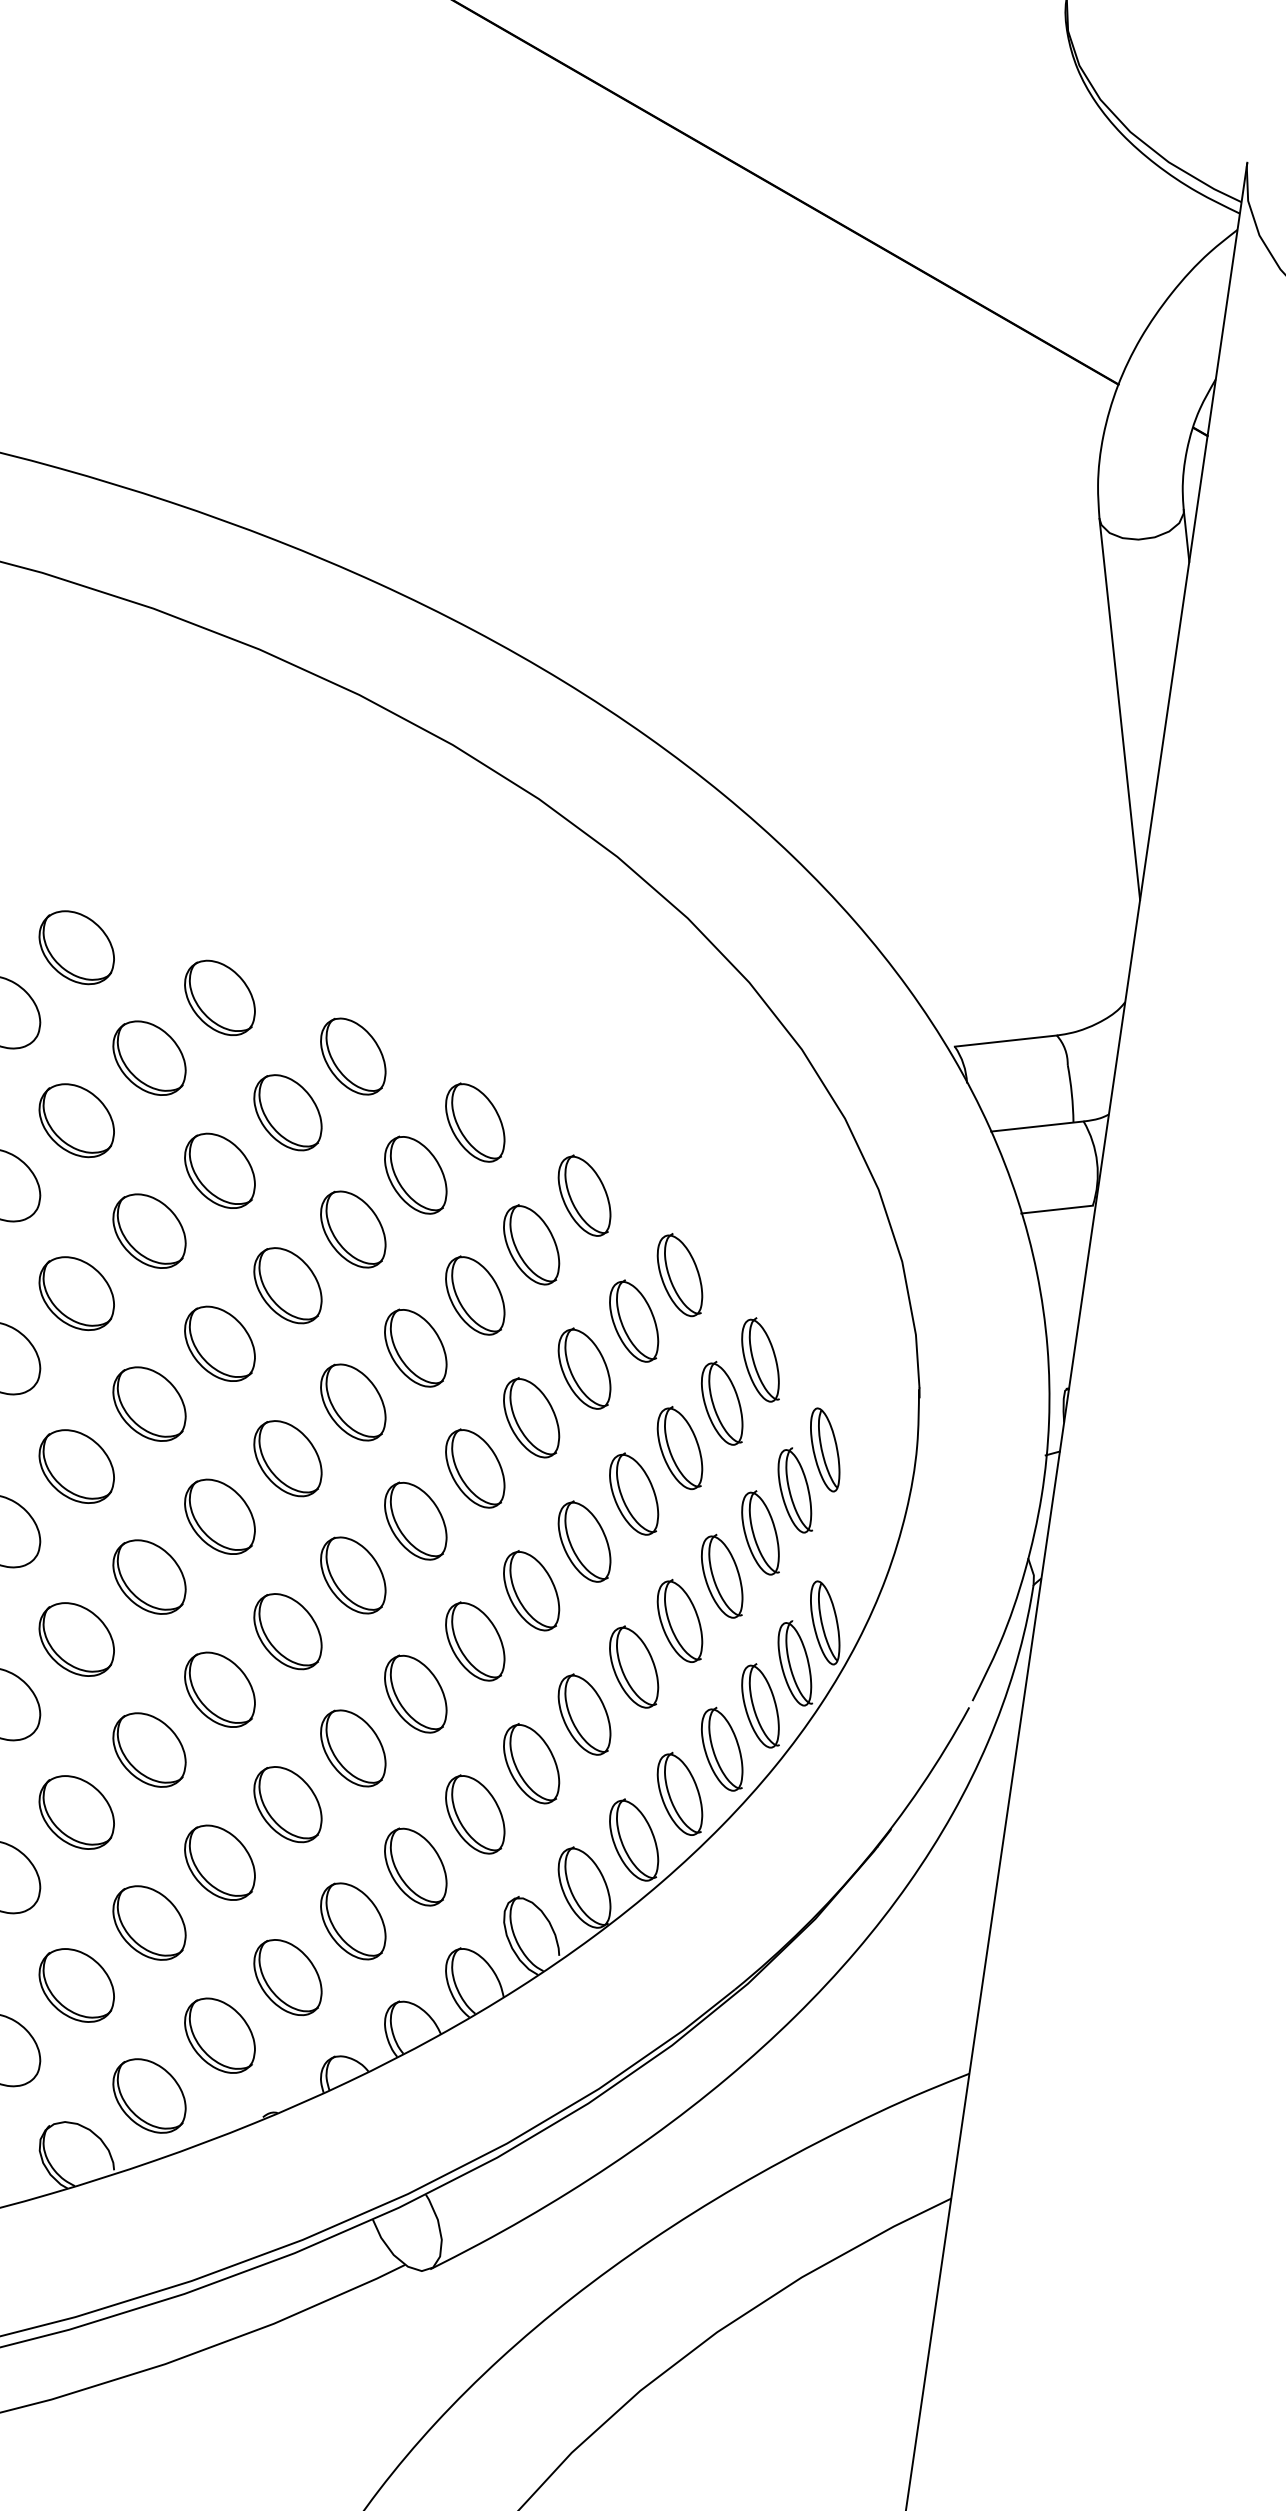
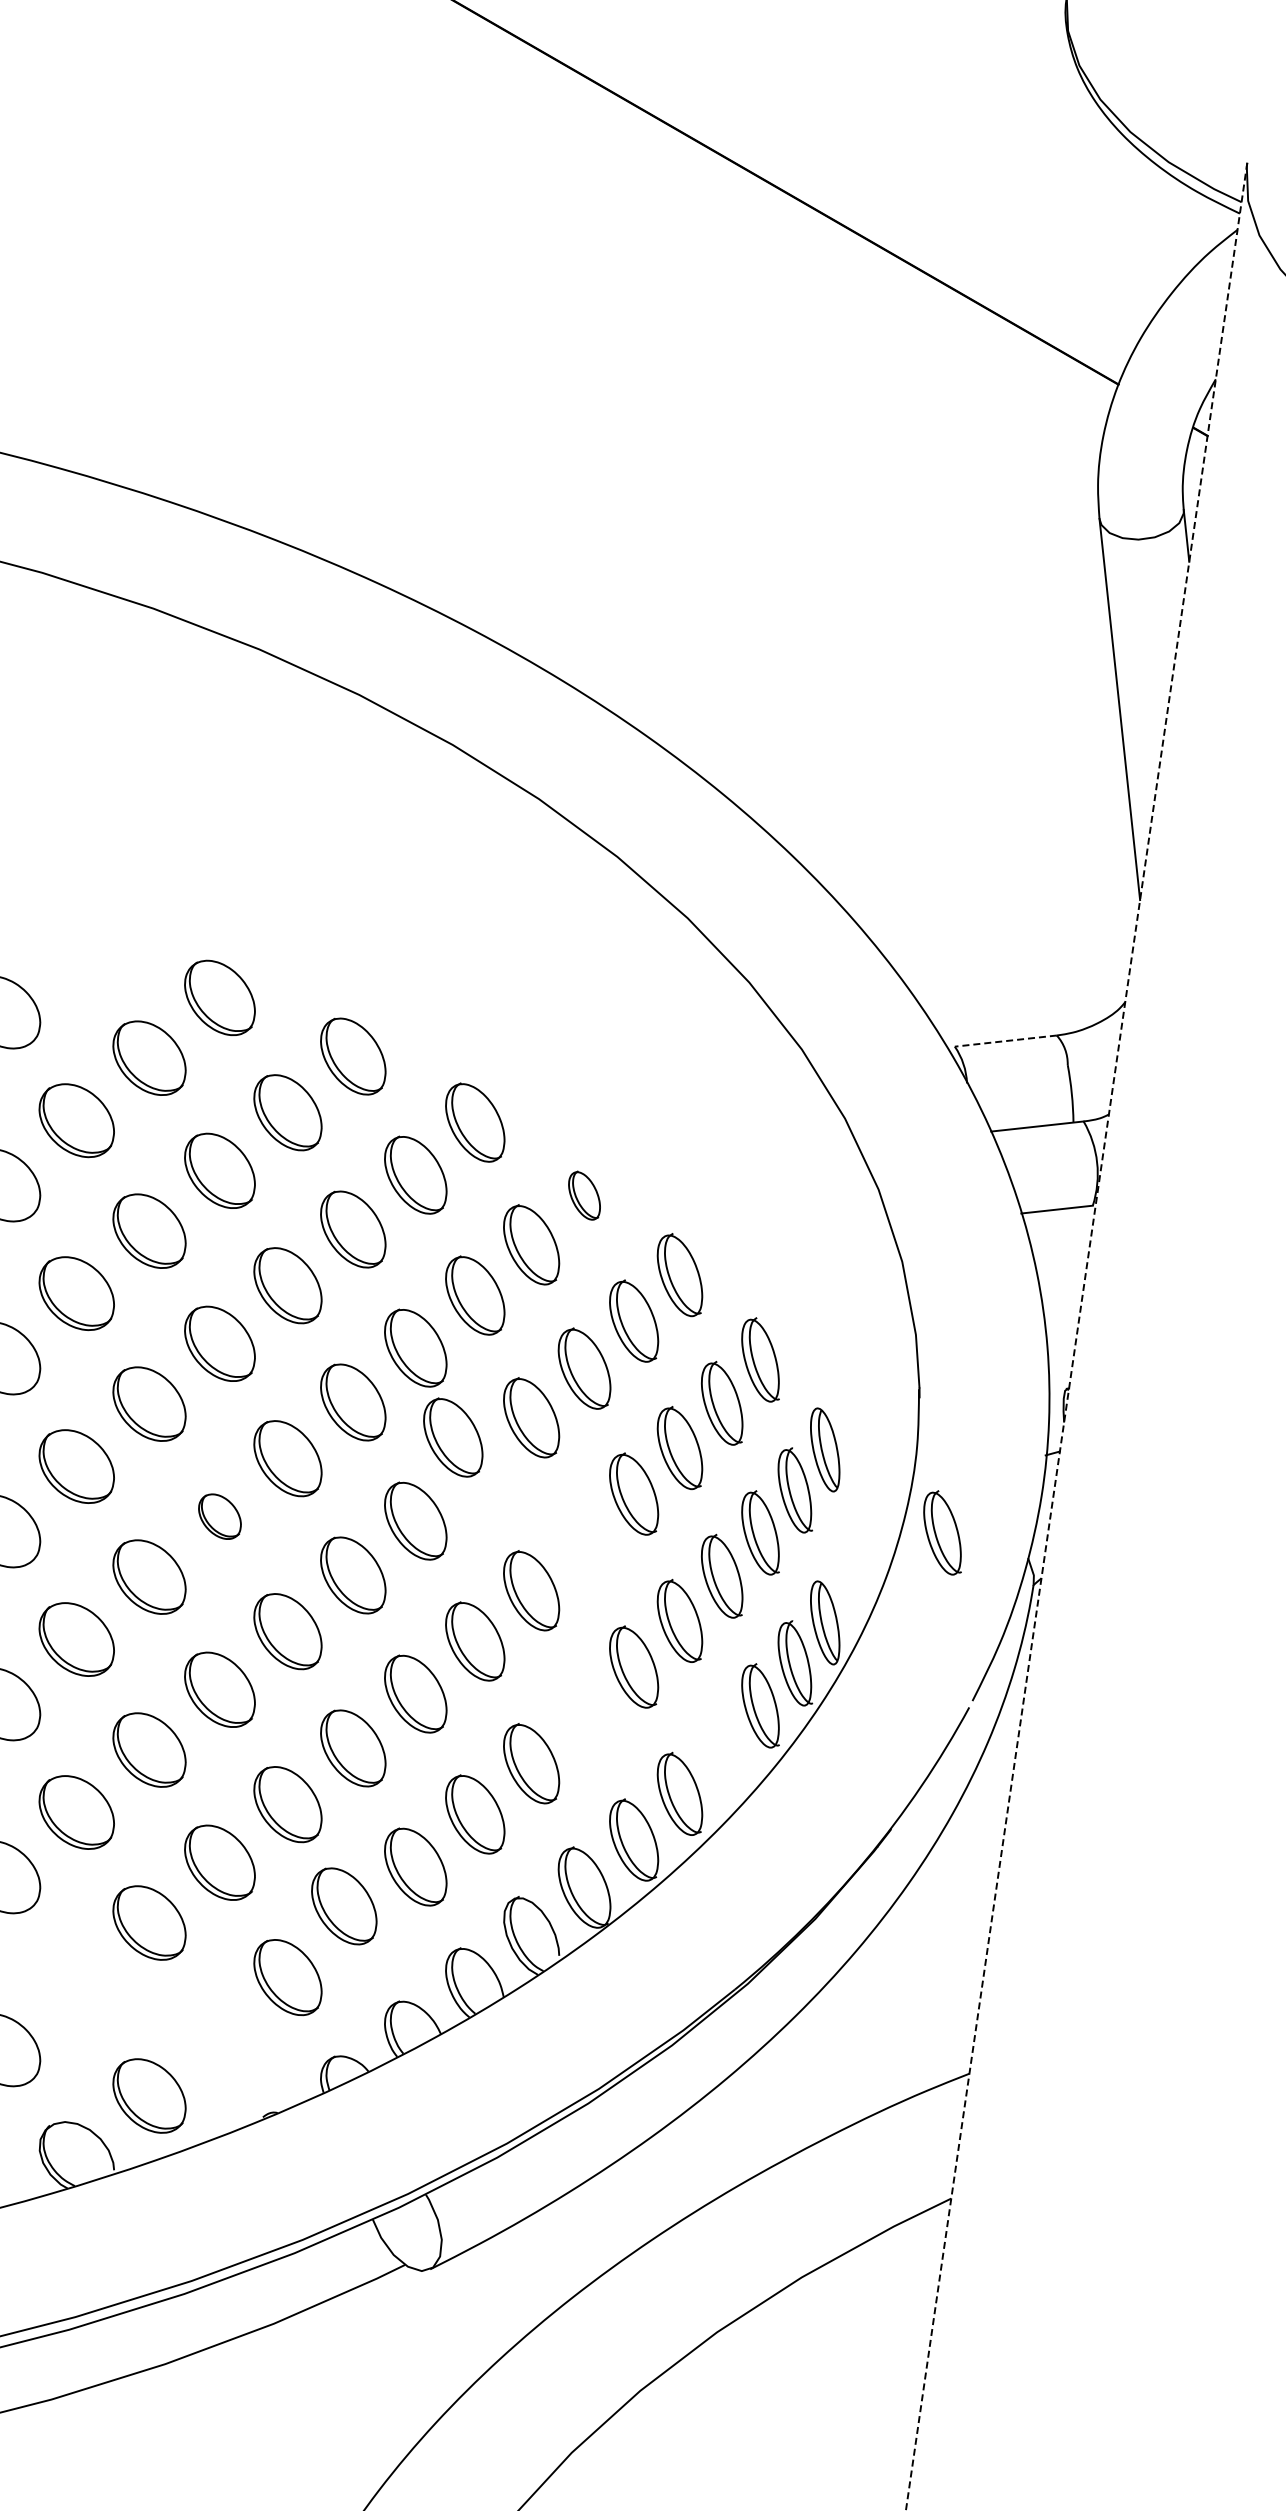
part: present -> none (76, 947)
line: solid -> dashed (1005, 1041)
part size: 55x83 px -> 33x51 px (584, 1195)
line: solid -> dashed (1076, 1337)
part position: (475, 1468) -> (453, 1437) (453, 1437)
part size: 72x77 px -> 44x47 px (219, 1516)
part: none -> present (942, 1532)
part: present -> none (584, 1541)
part: present -> none (584, 1714)
part: present -> none (722, 1748)
part position: (353, 1921) -> (344, 1906) (344, 1906)
part: present -> none (76, 1985)
part: present -> none (219, 2035)
